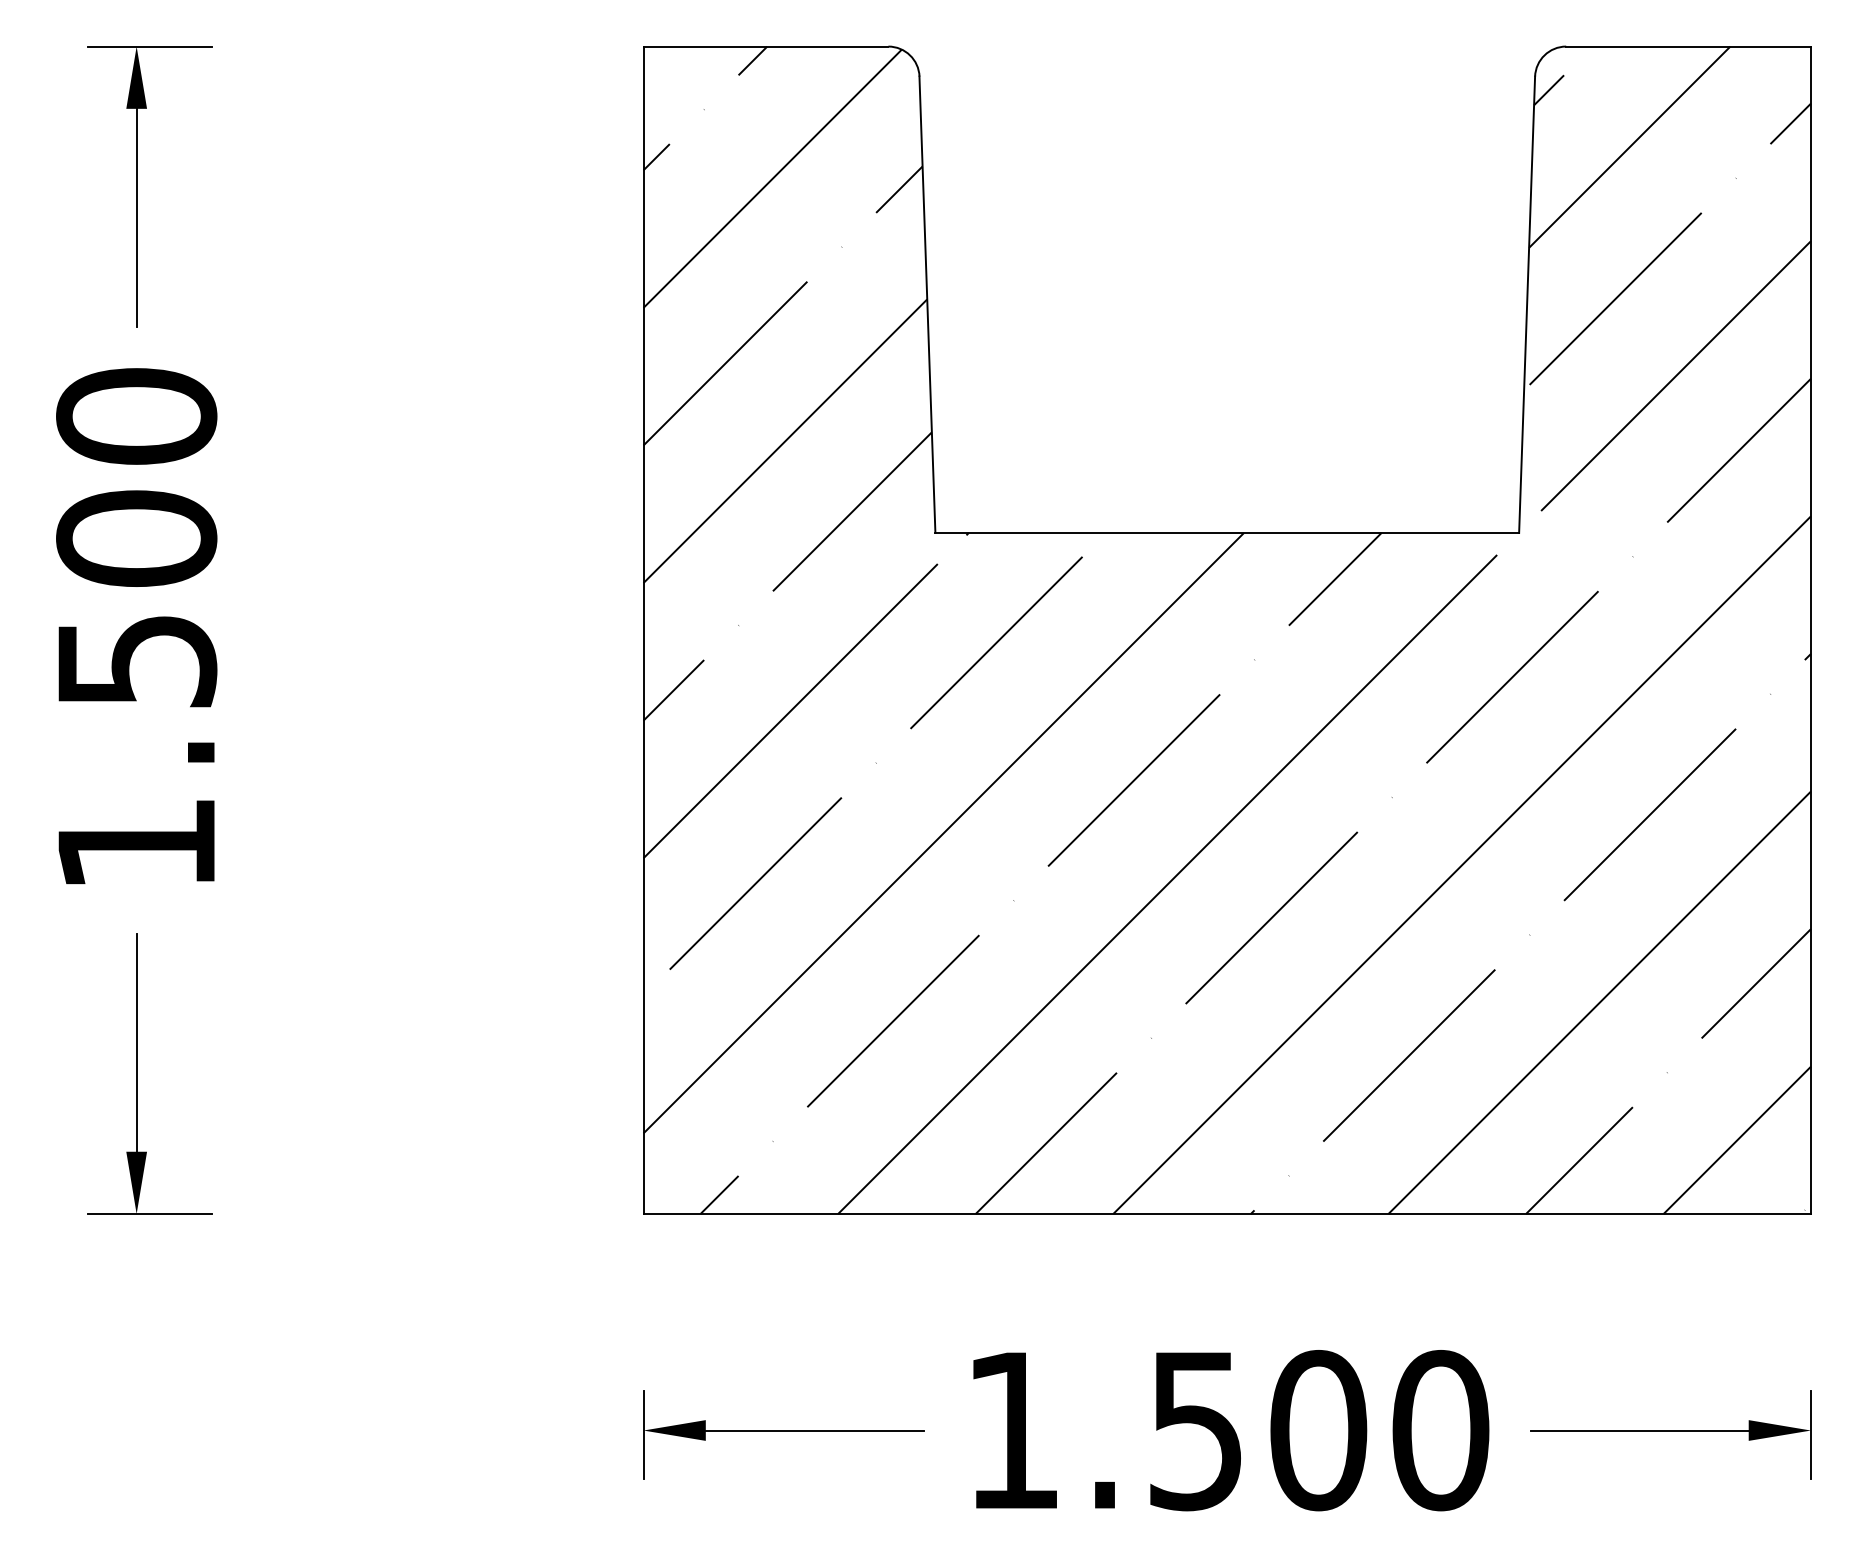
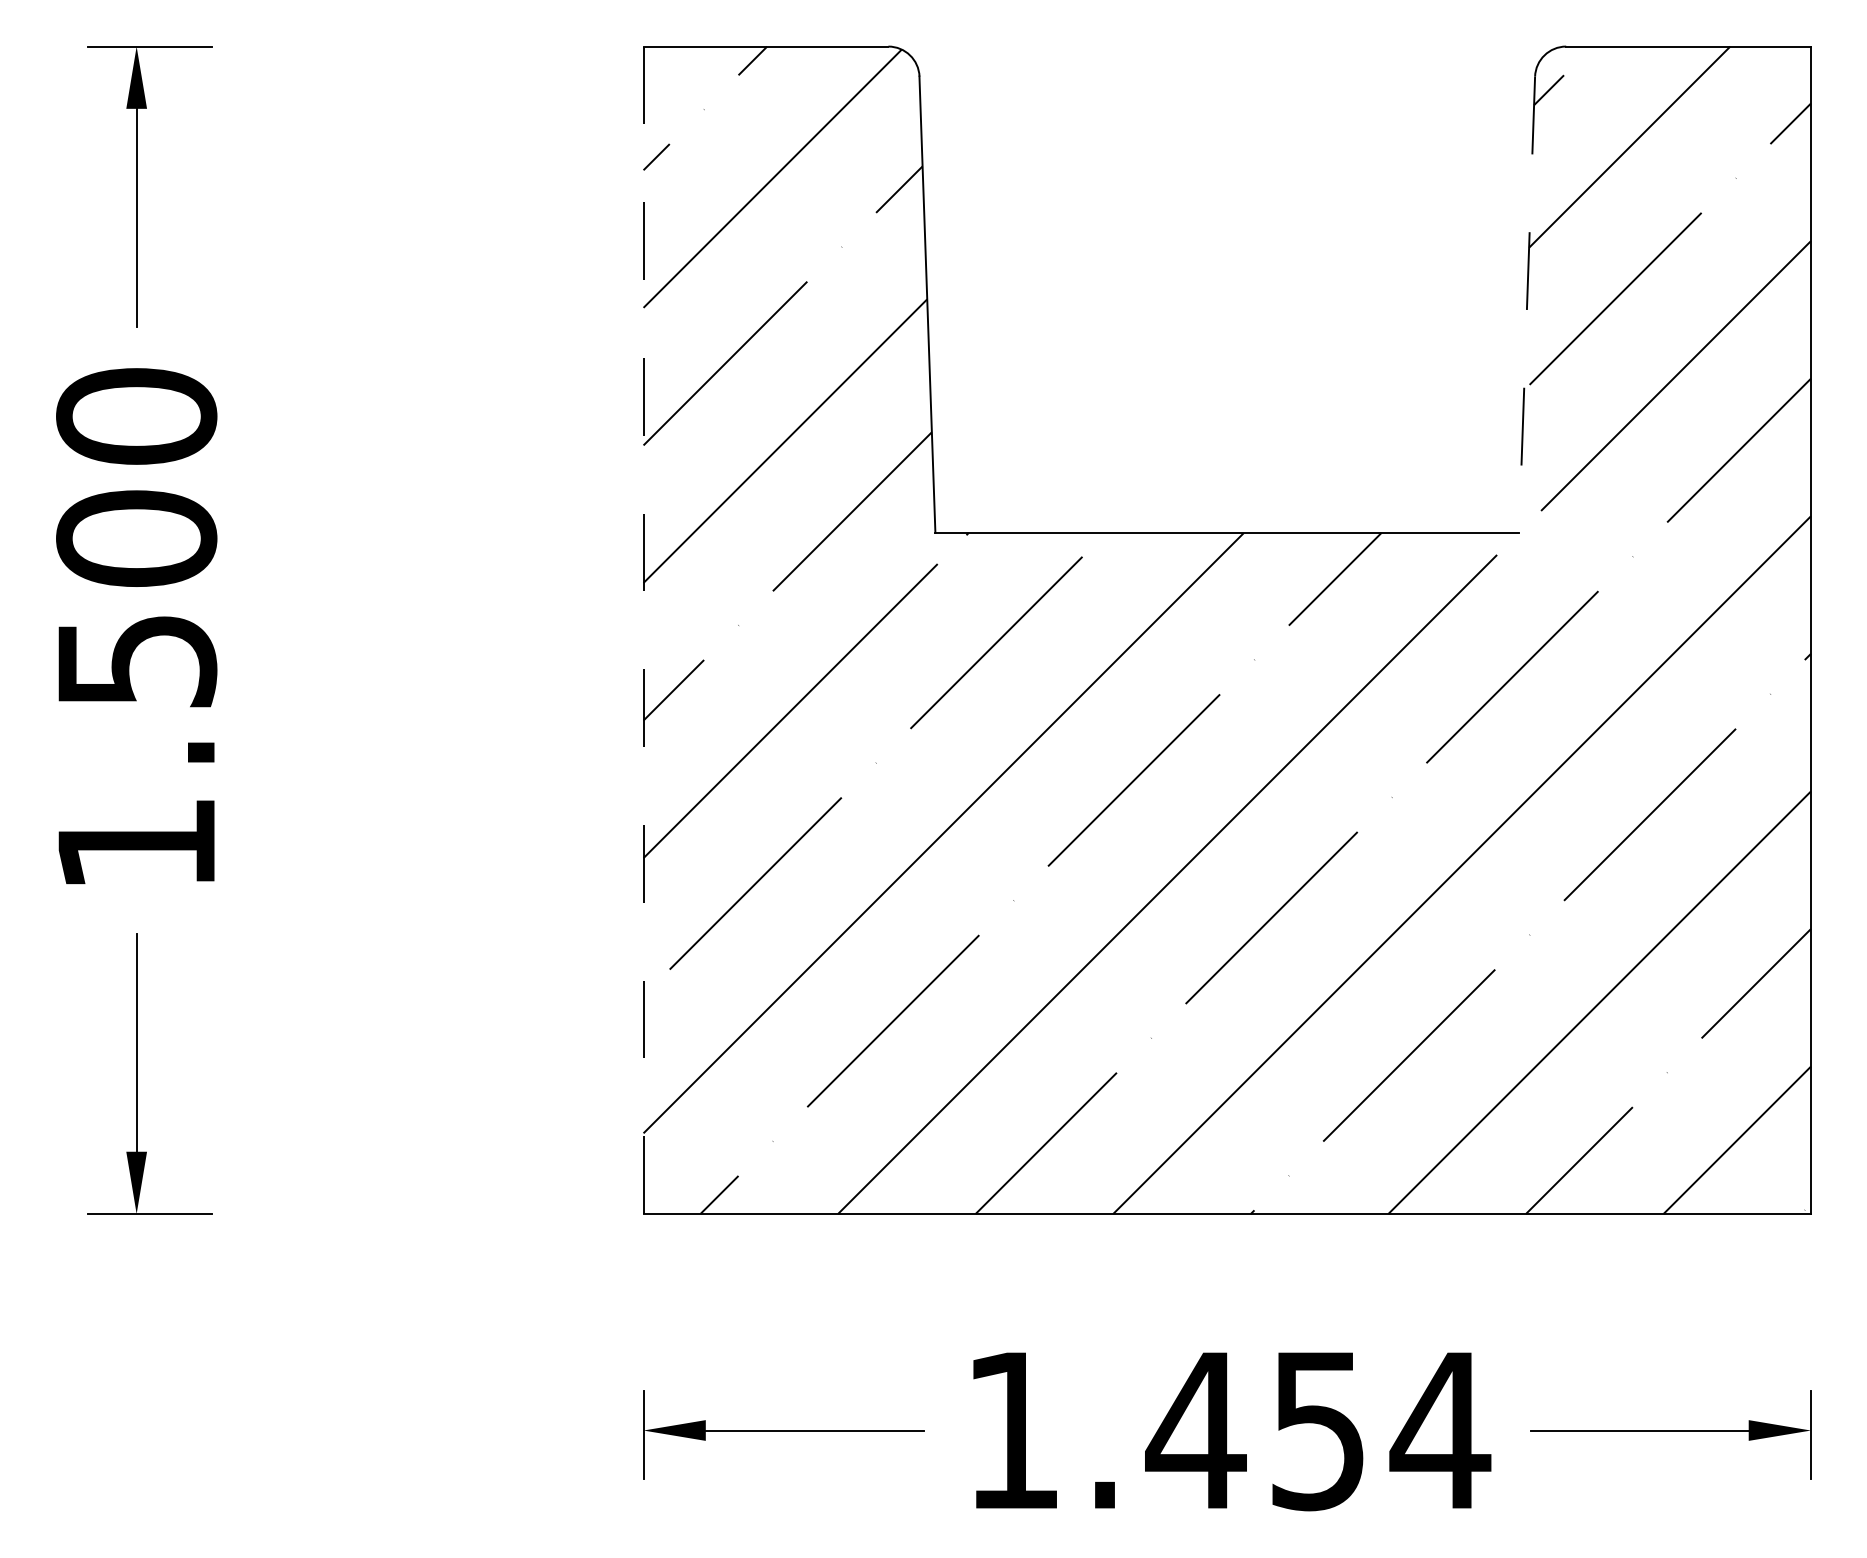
line: solid -> dashed (1527, 305)
line: solid -> dashed (643, 630)
text: 1.500 -> 1.454 (1318, 1430)
